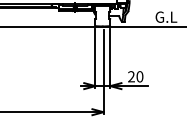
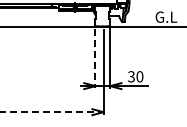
line: solid -> dashed (95, 58)
text: 20 -> 30 (131, 76)
line: solid -> dashed (52, 112)
